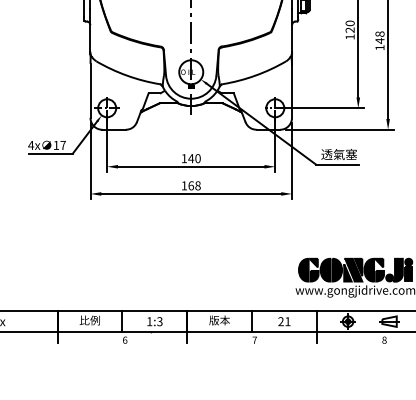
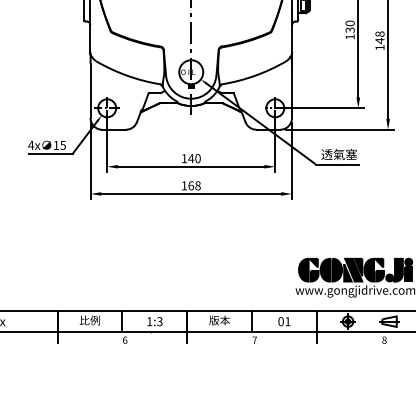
text: 120 -> 130 (350, 29)
text: 17 -> 15 (62, 145)
text: 21 -> 01 (280, 321)
